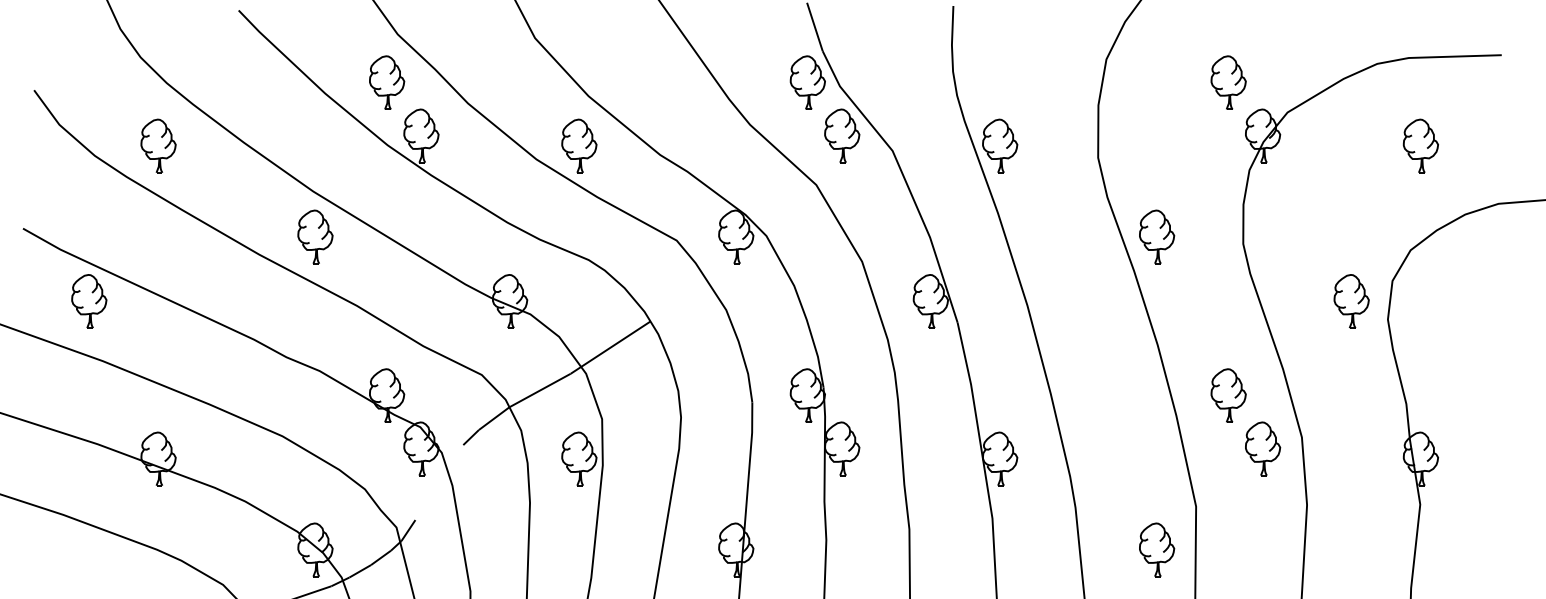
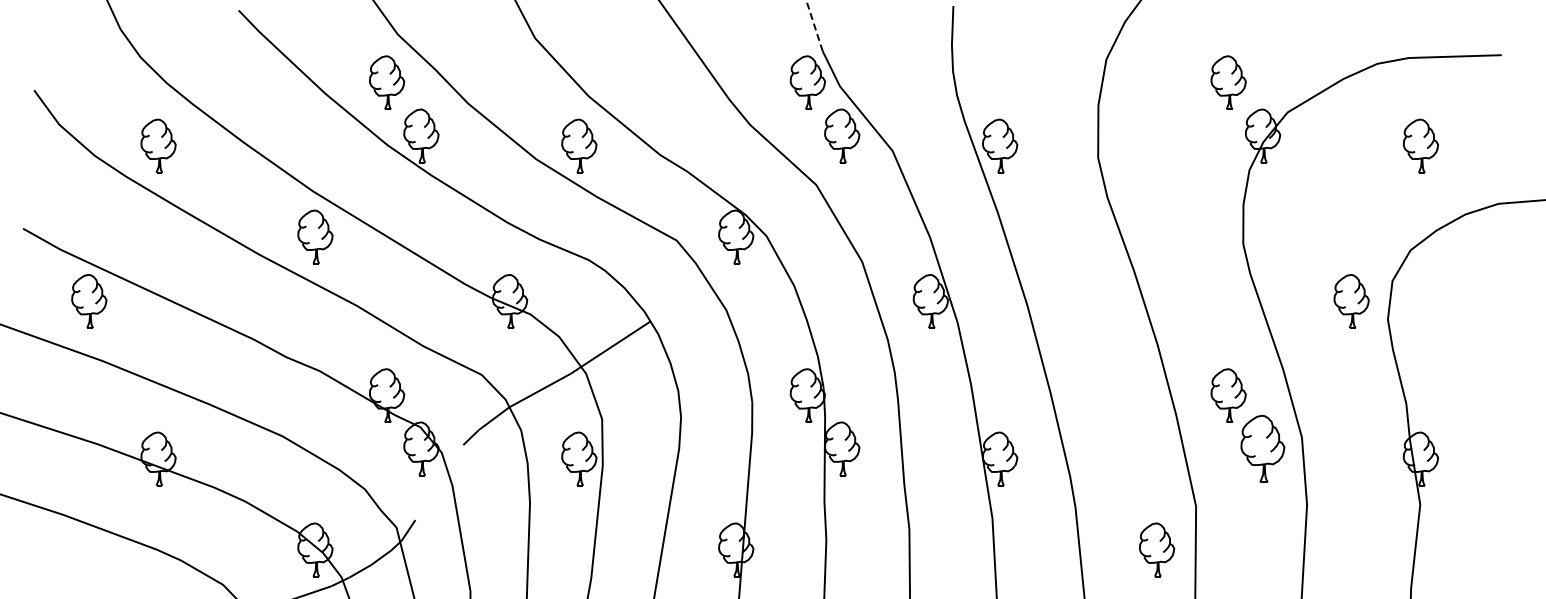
line: solid -> dashed (814, 26)
part: present -> none (1157, 236)
part size: 37x56 px -> 46x69 px (1262, 448)
